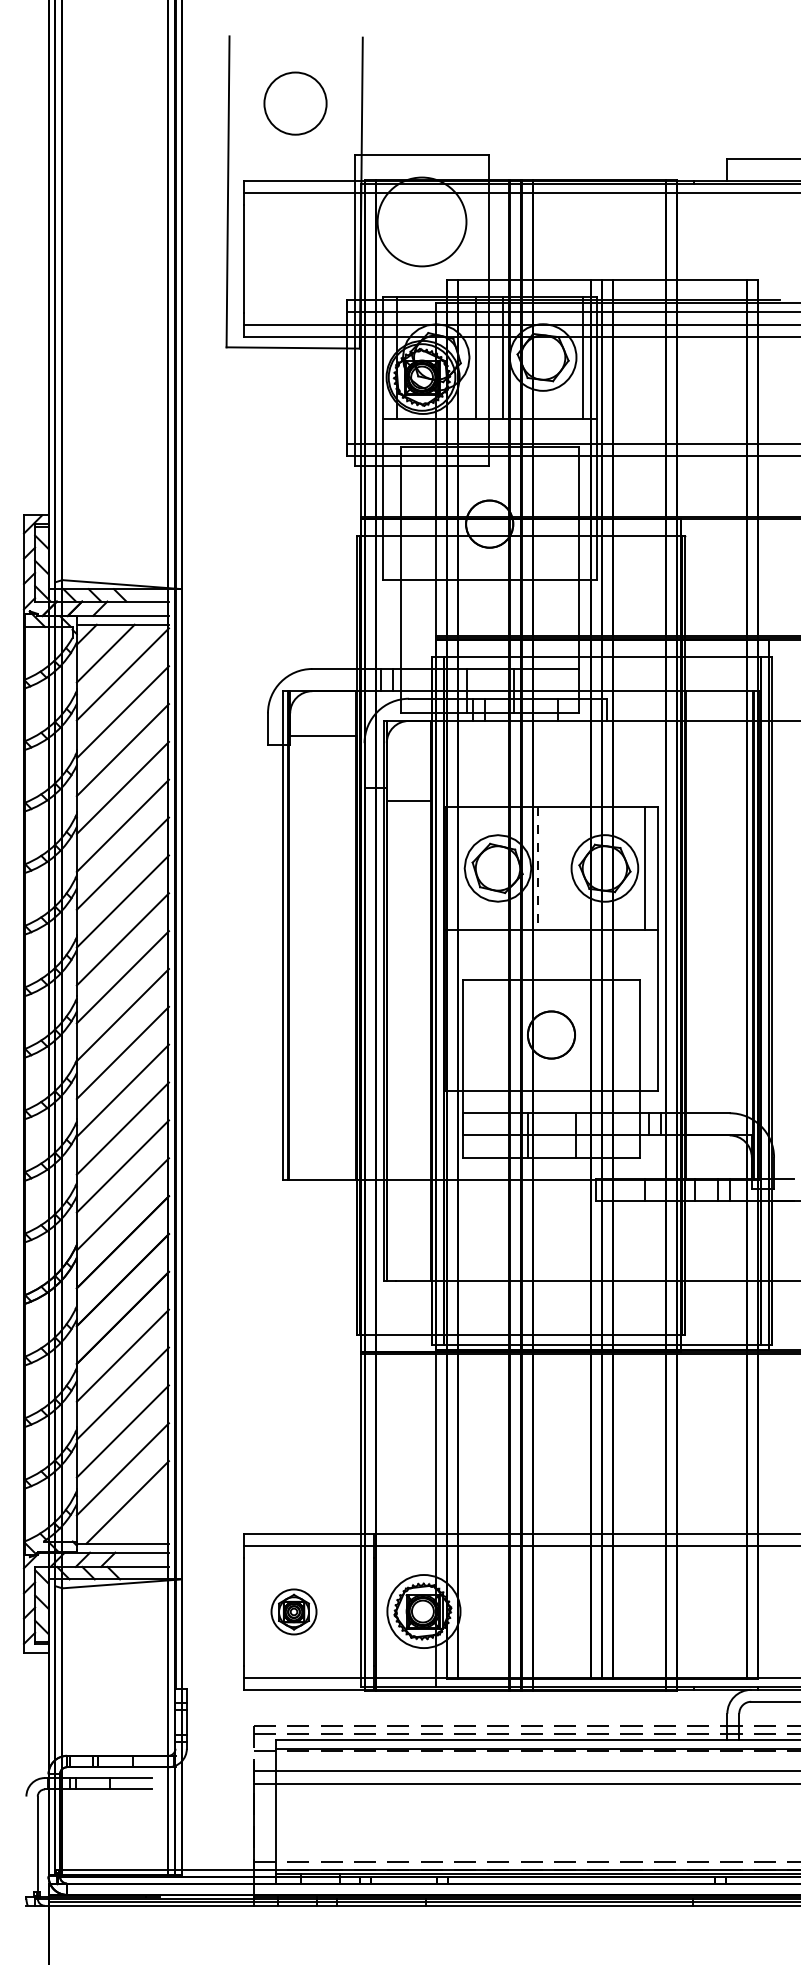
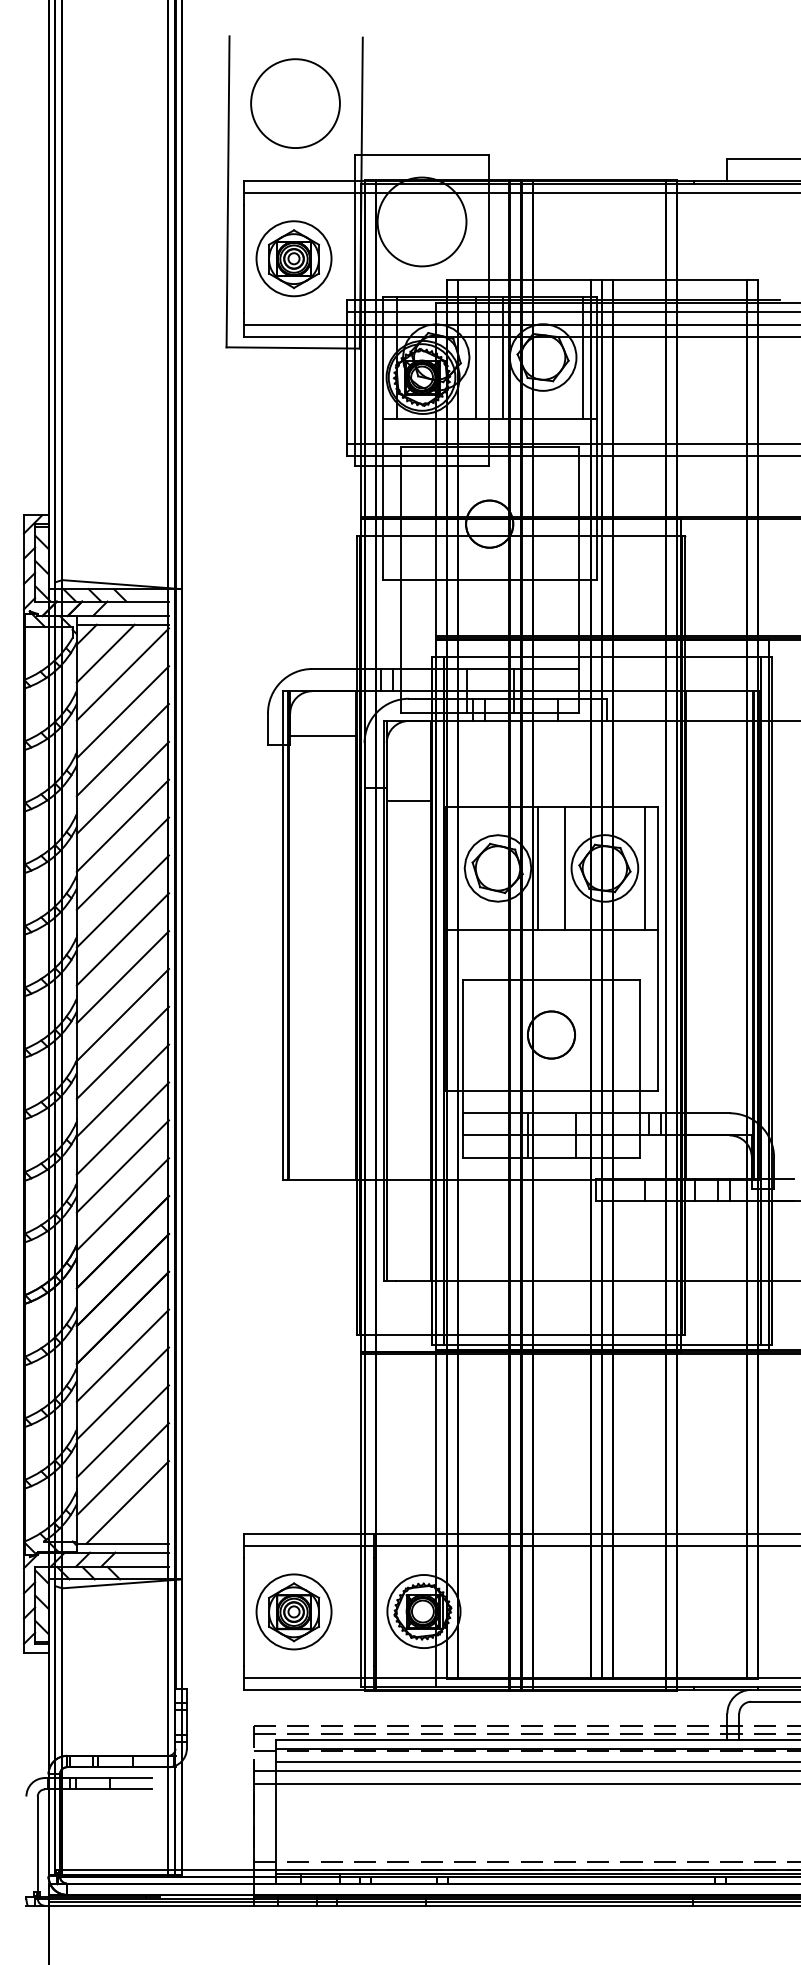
circle diameter: 62 px -> 89 px (295, 103)
part: none -> present (293, 258)
line: dashed -> solid (537, 868)
line: none -> present (565, 868)
part size: 48x48 px -> 78x78 px (293, 1611)
line: none -> present (536, 1761)
